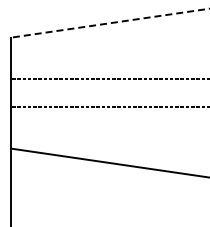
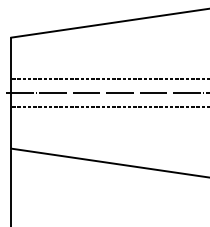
line: dashed -> solid (110, 23)
line: none -> present (105, 93)
